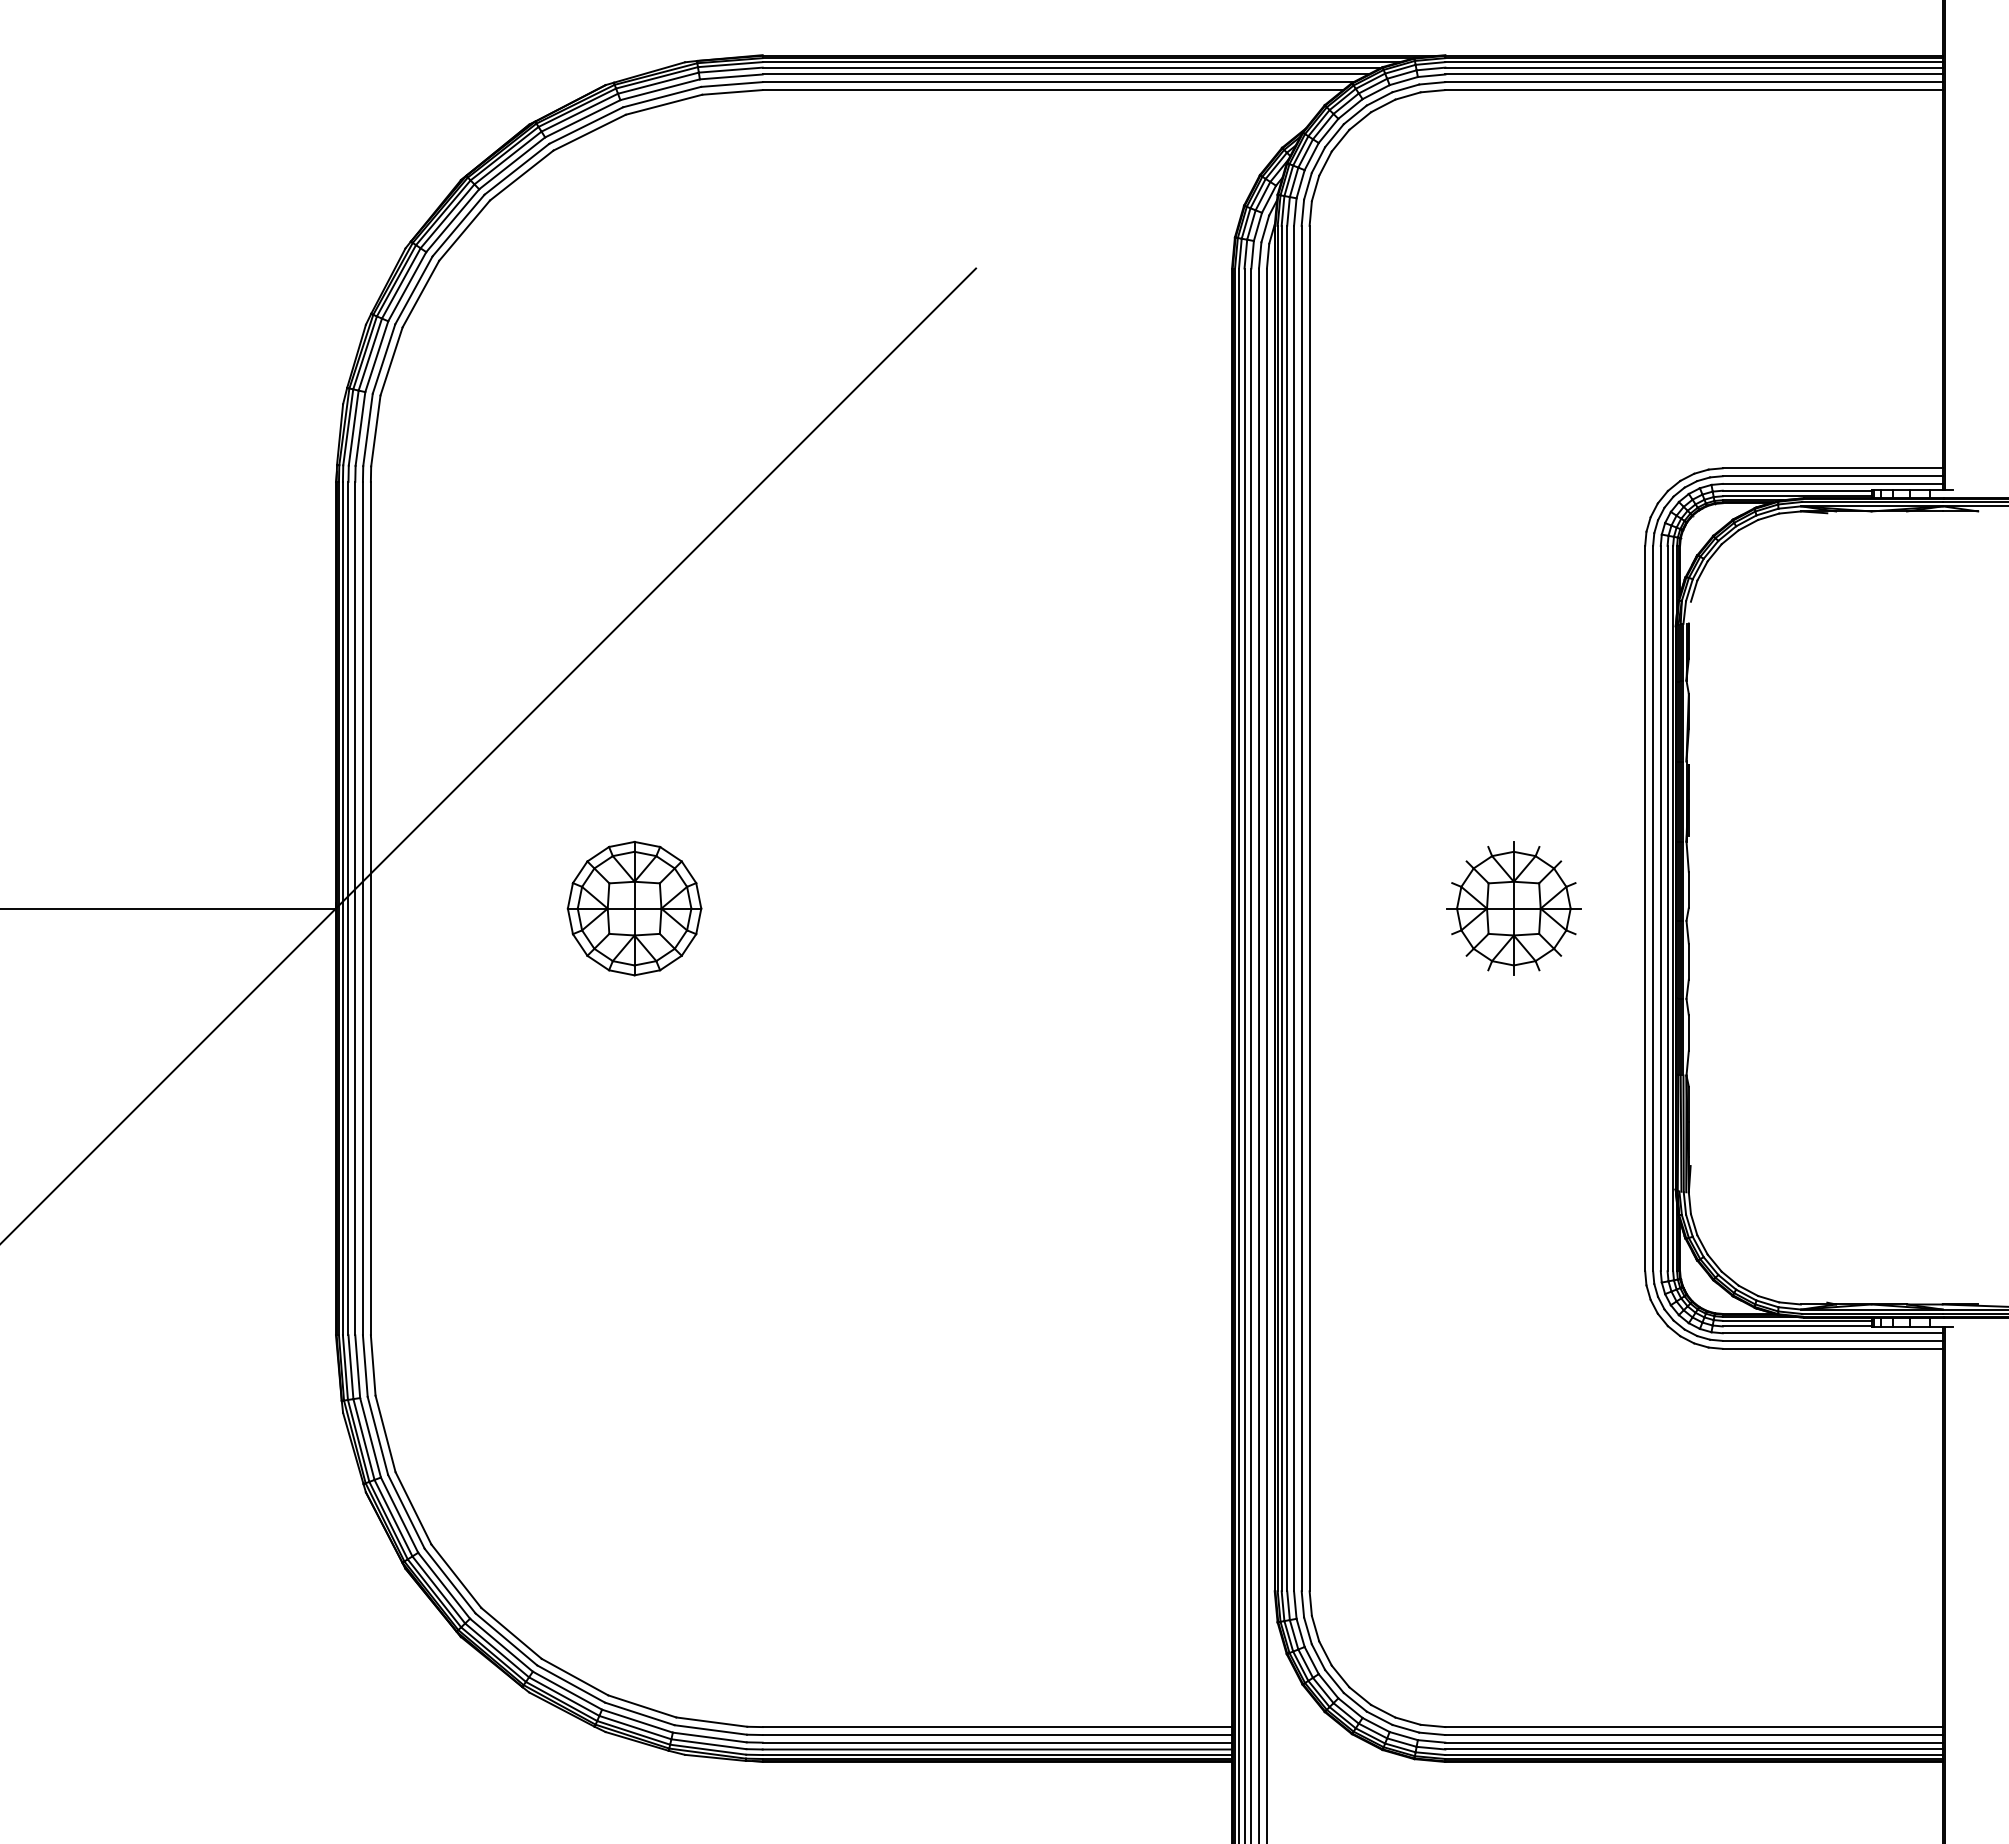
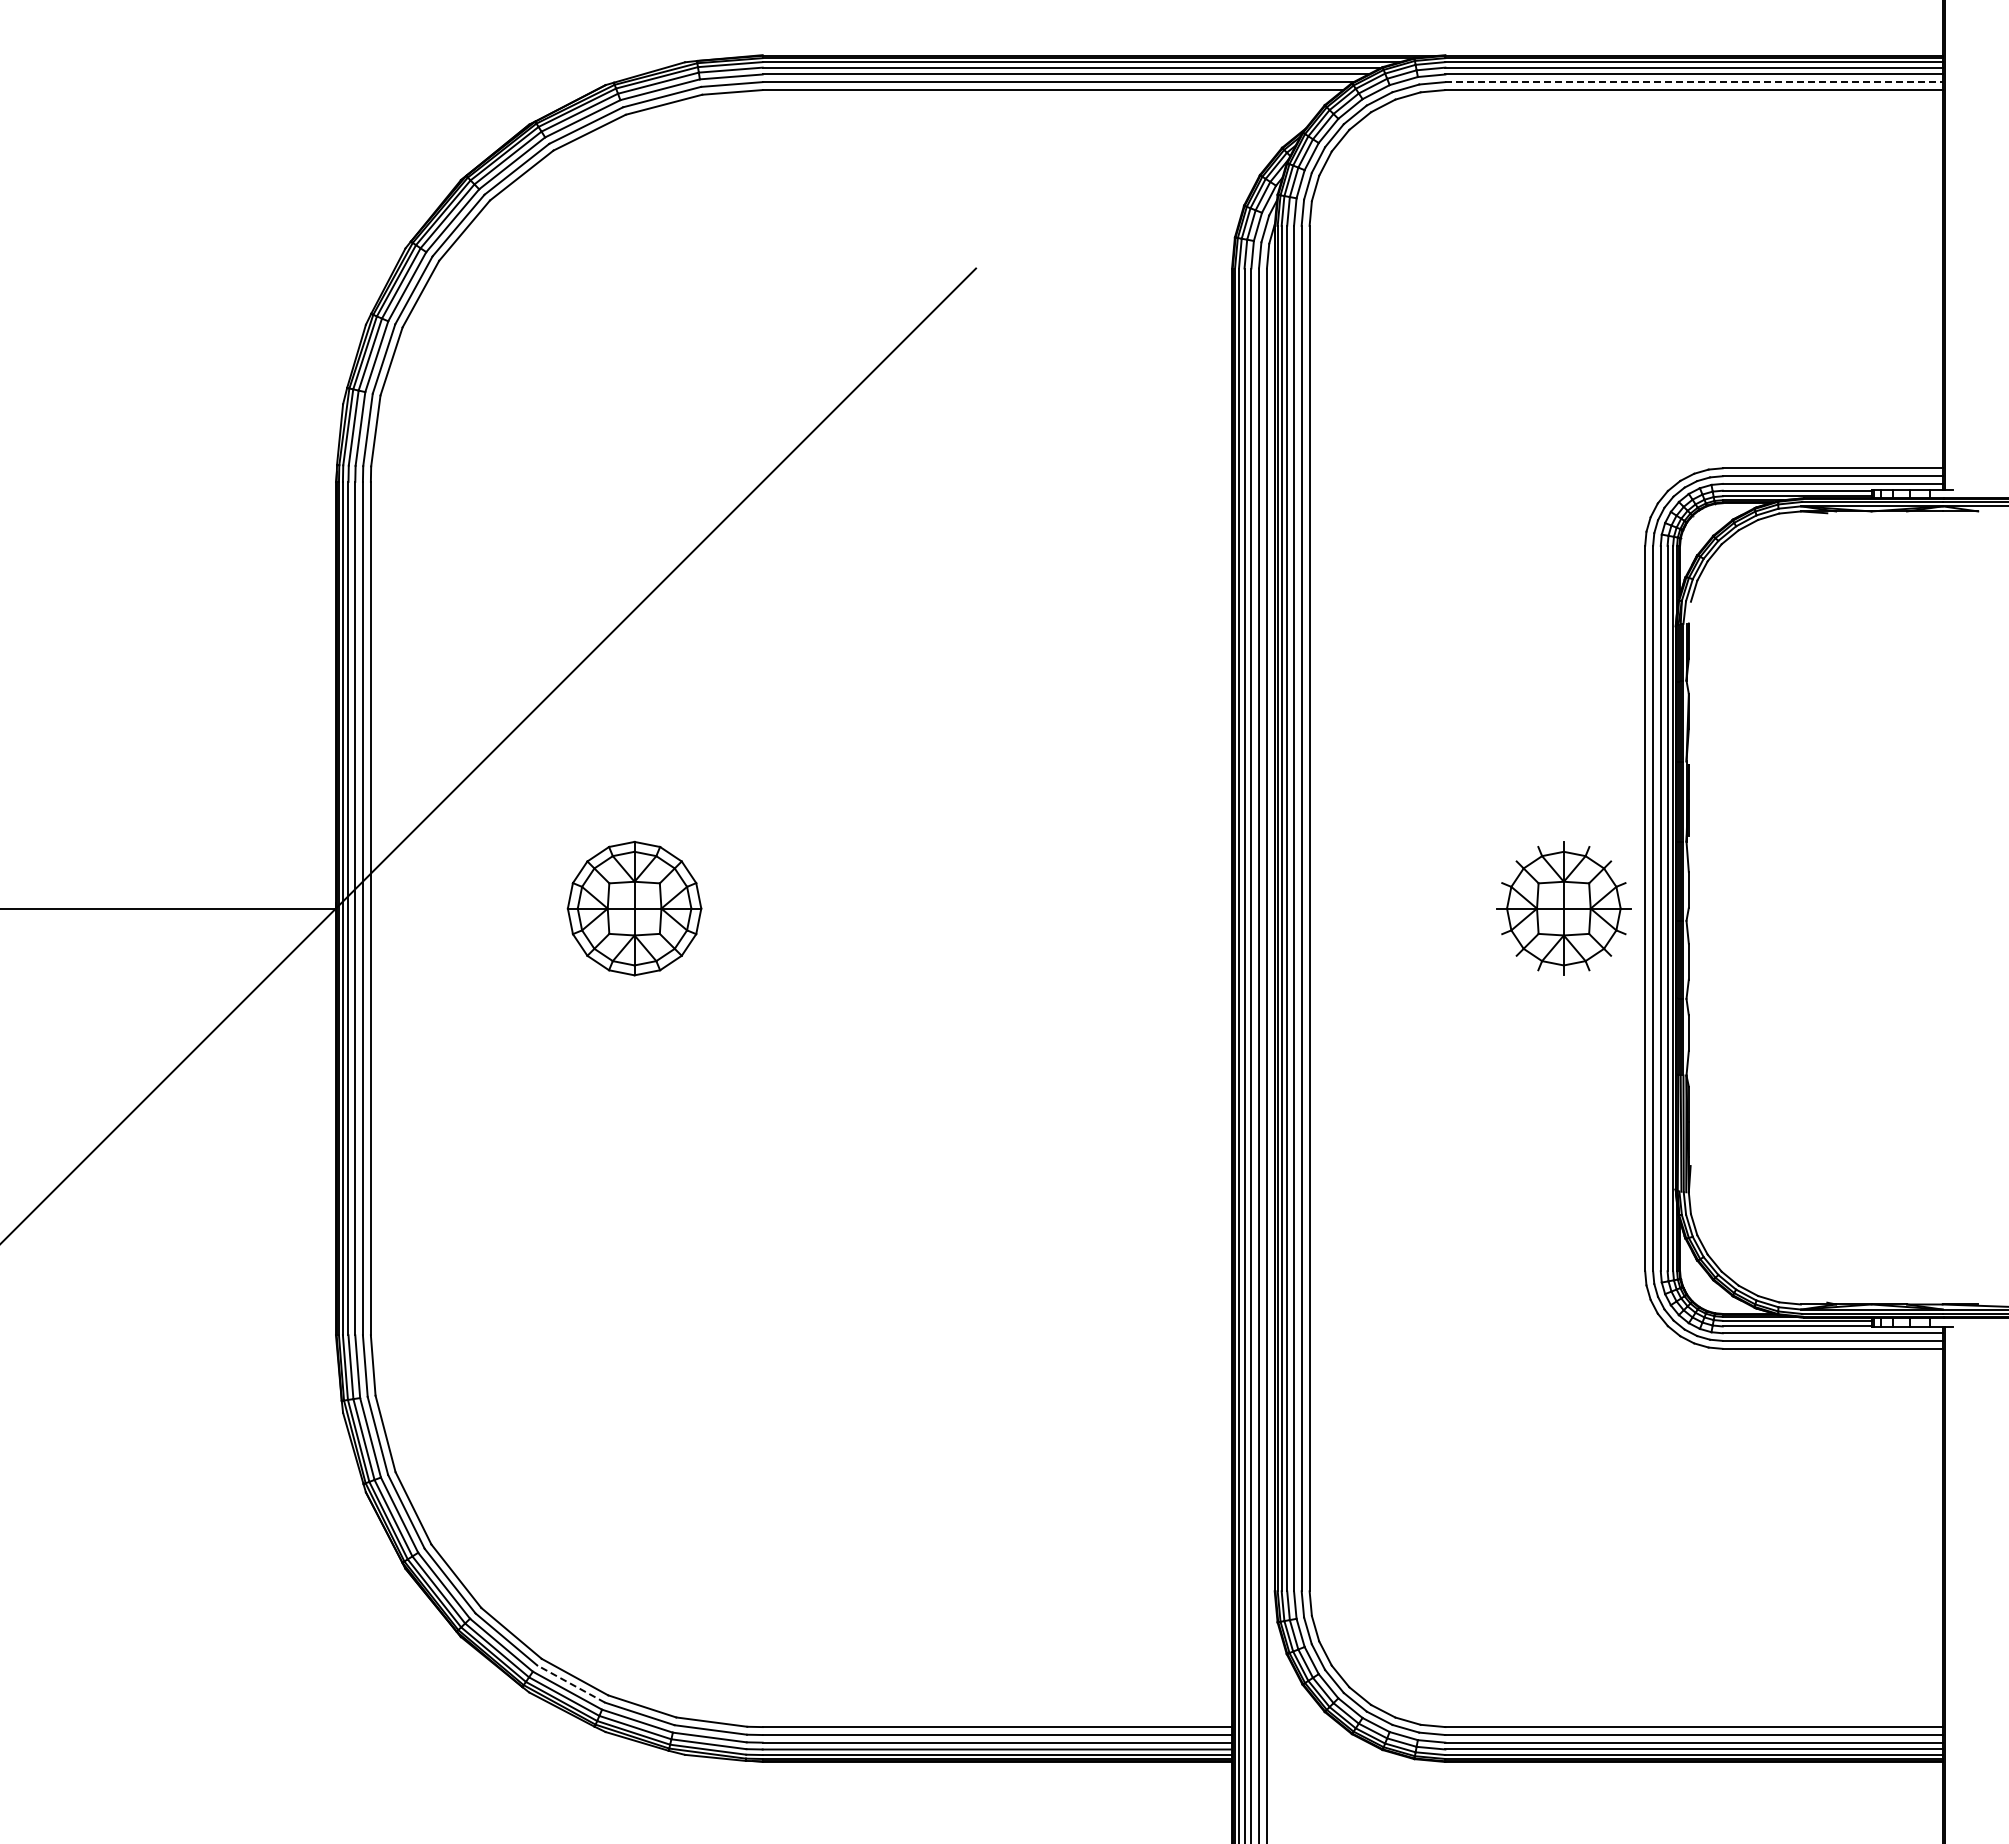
line: solid -> dashed (1693, 82)
part position: (1513, 908) -> (1563, 908) (1563, 908)
line: solid -> dashed (571, 1684)
